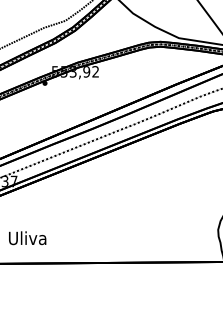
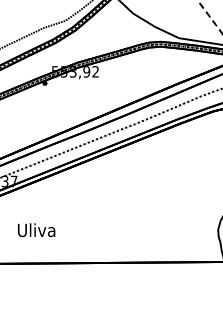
line: solid -> dashed (210, 17)
text position: (27, 238) -> (36, 230) (36, 230)
